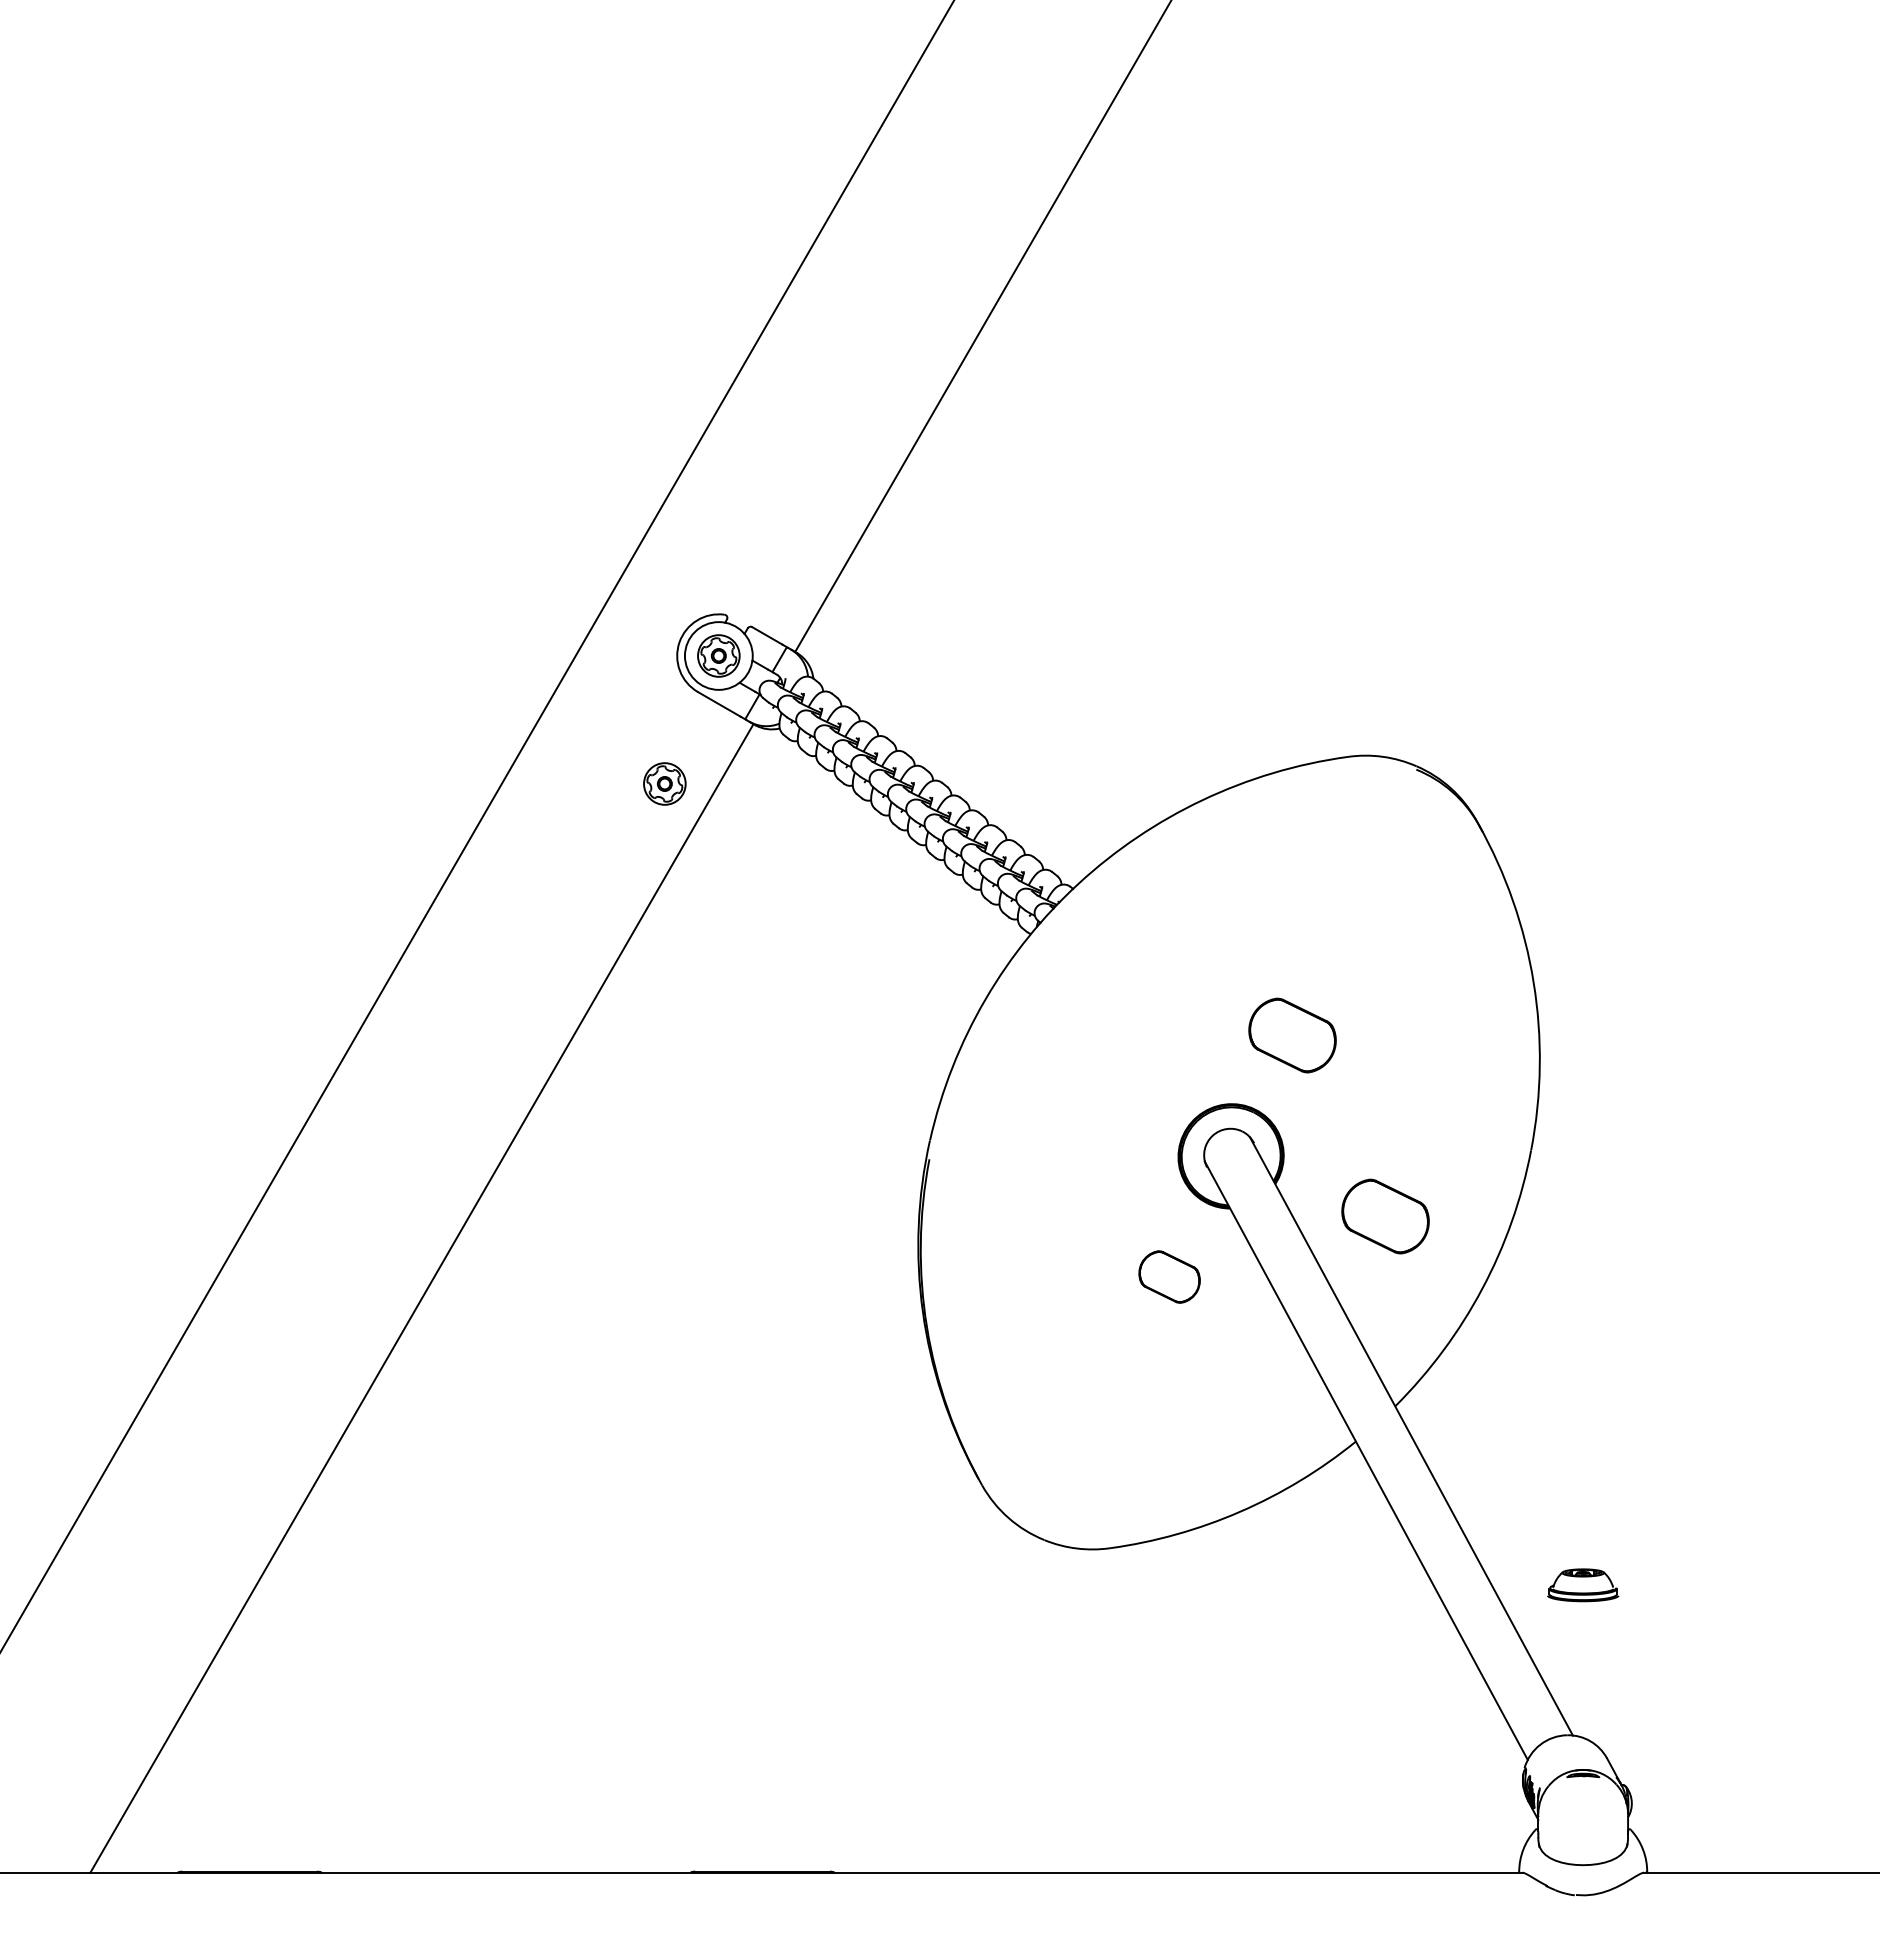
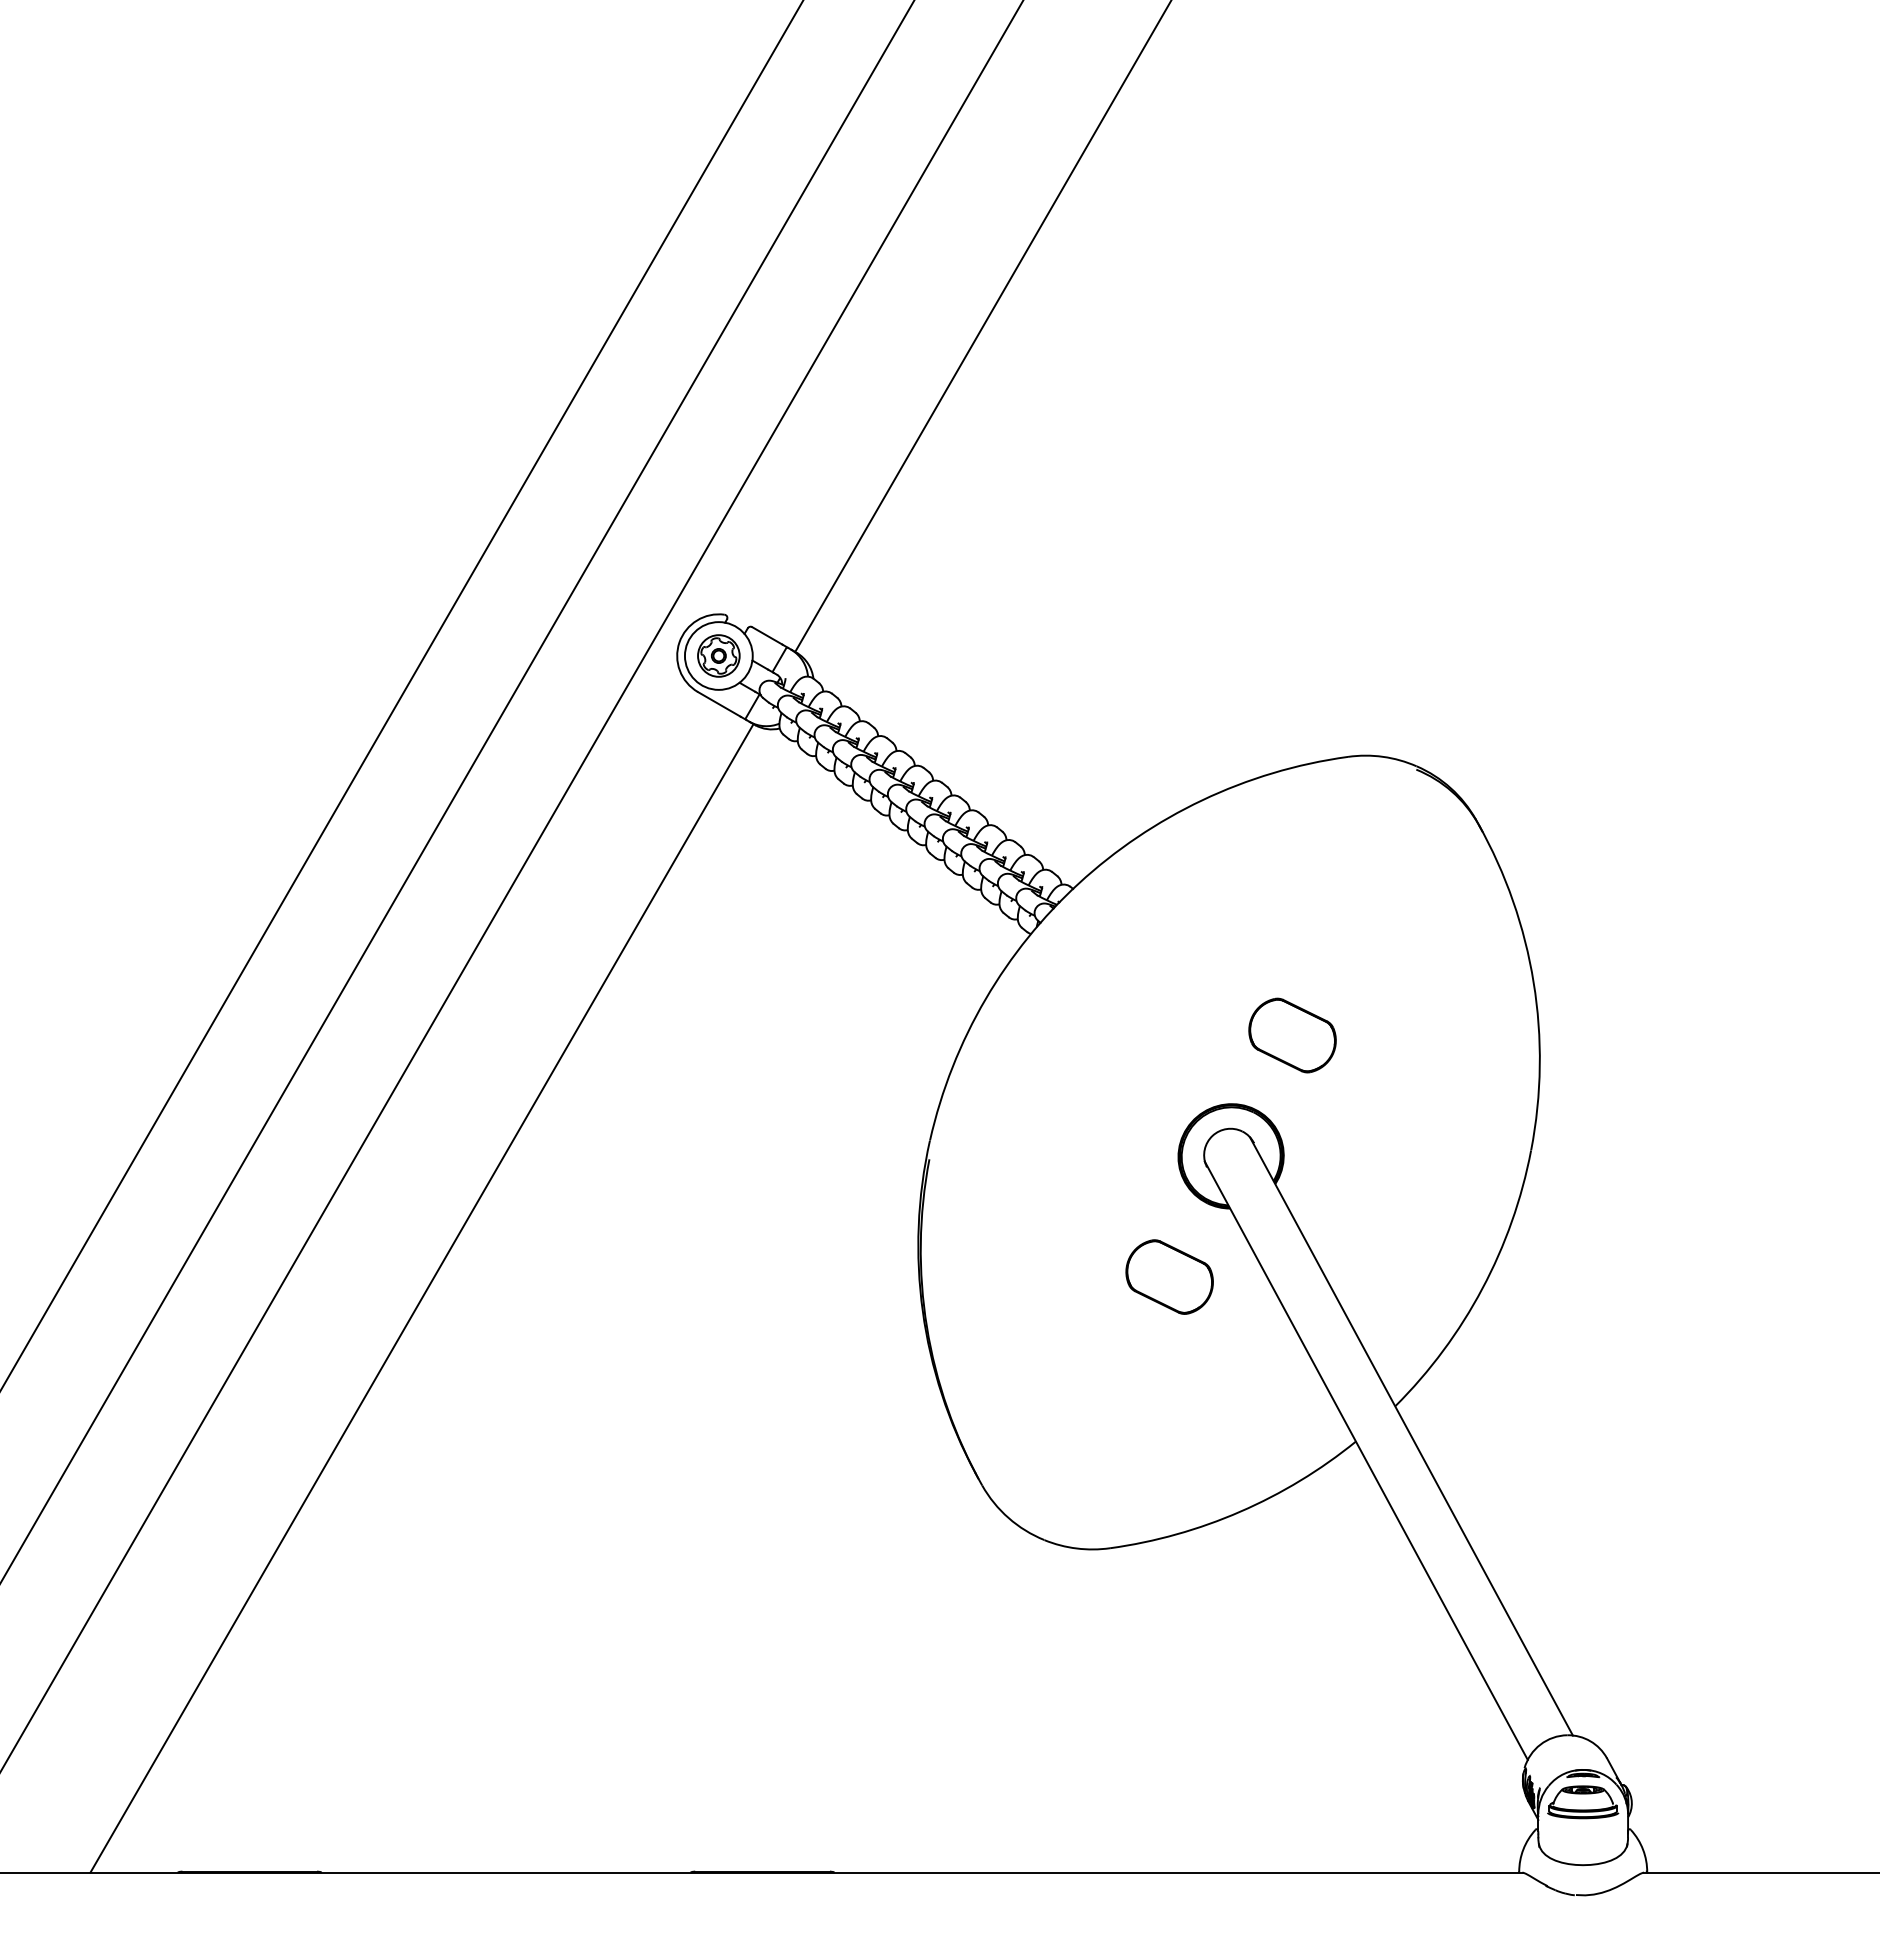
line: none -> present (401, 695)
part: present -> none (664, 783)
line position: (477, 825) -> (457, 790) (457, 790)
line: none -> present (511, 885)
part: present -> none (1385, 1216)
part size: 63x54 px -> 89x76 px (1169, 1276)
part position: (1583, 1585) -> (1583, 1802) (1583, 1802)
